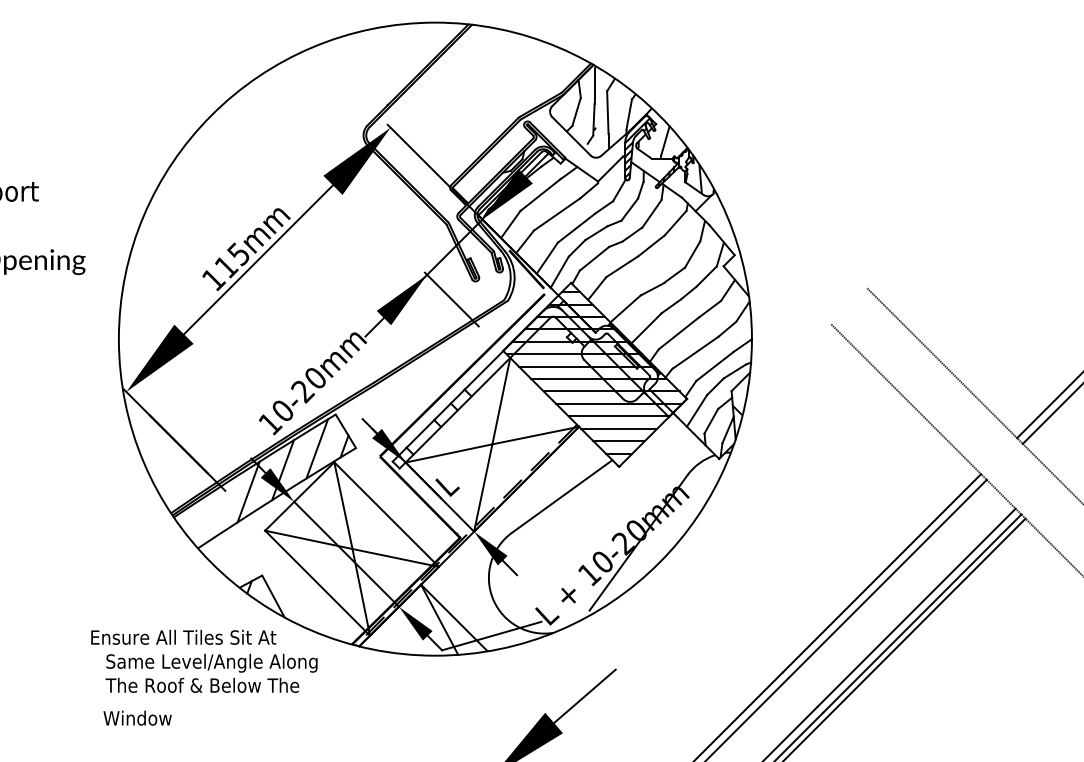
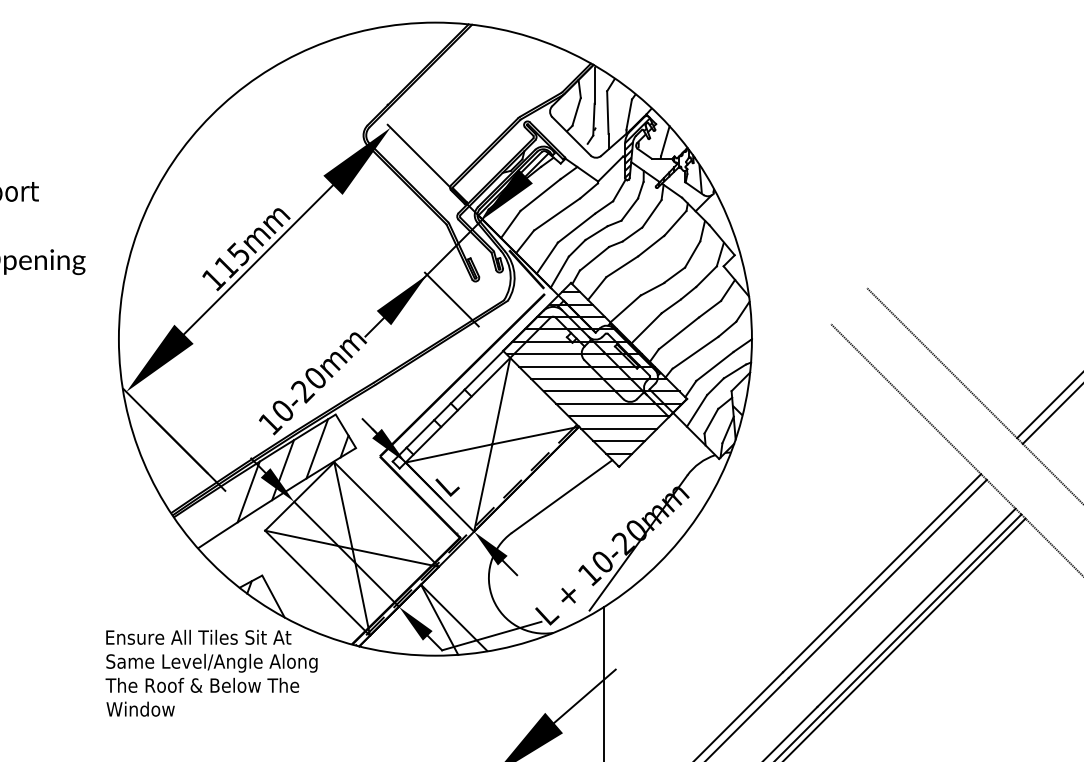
text position: (183, 636) -> (198, 636) (198, 636)
line: none -> present (604, 682)
text position: (137, 717) -> (140, 708) (140, 708)
